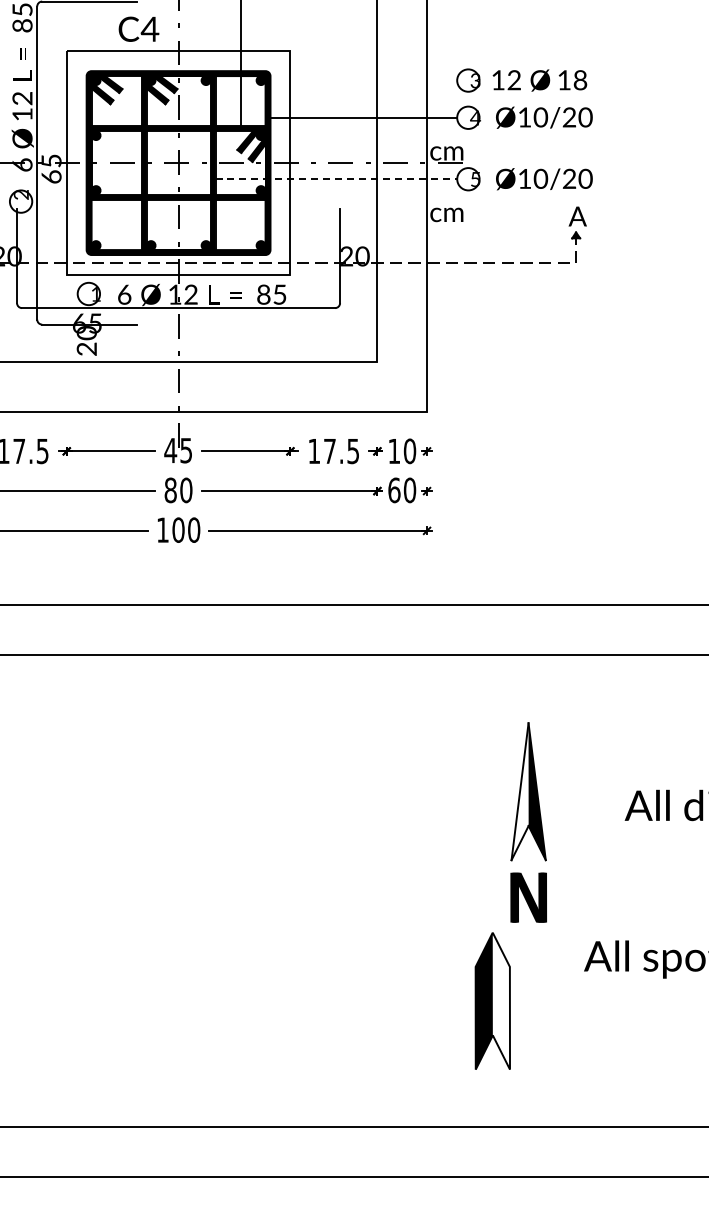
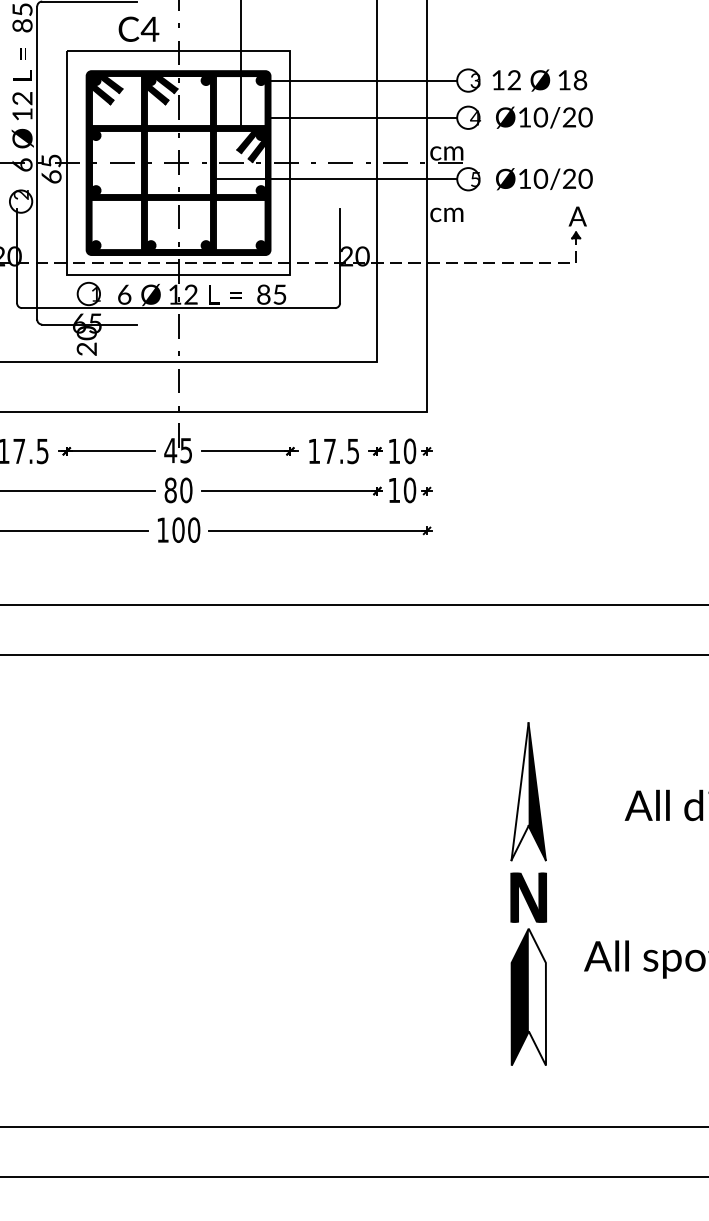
line: none -> present (361, 80)
line: dashed -> solid (336, 179)
text: 60 -> 10 (394, 490)
part position: (492, 1000) -> (528, 996) (528, 996)
